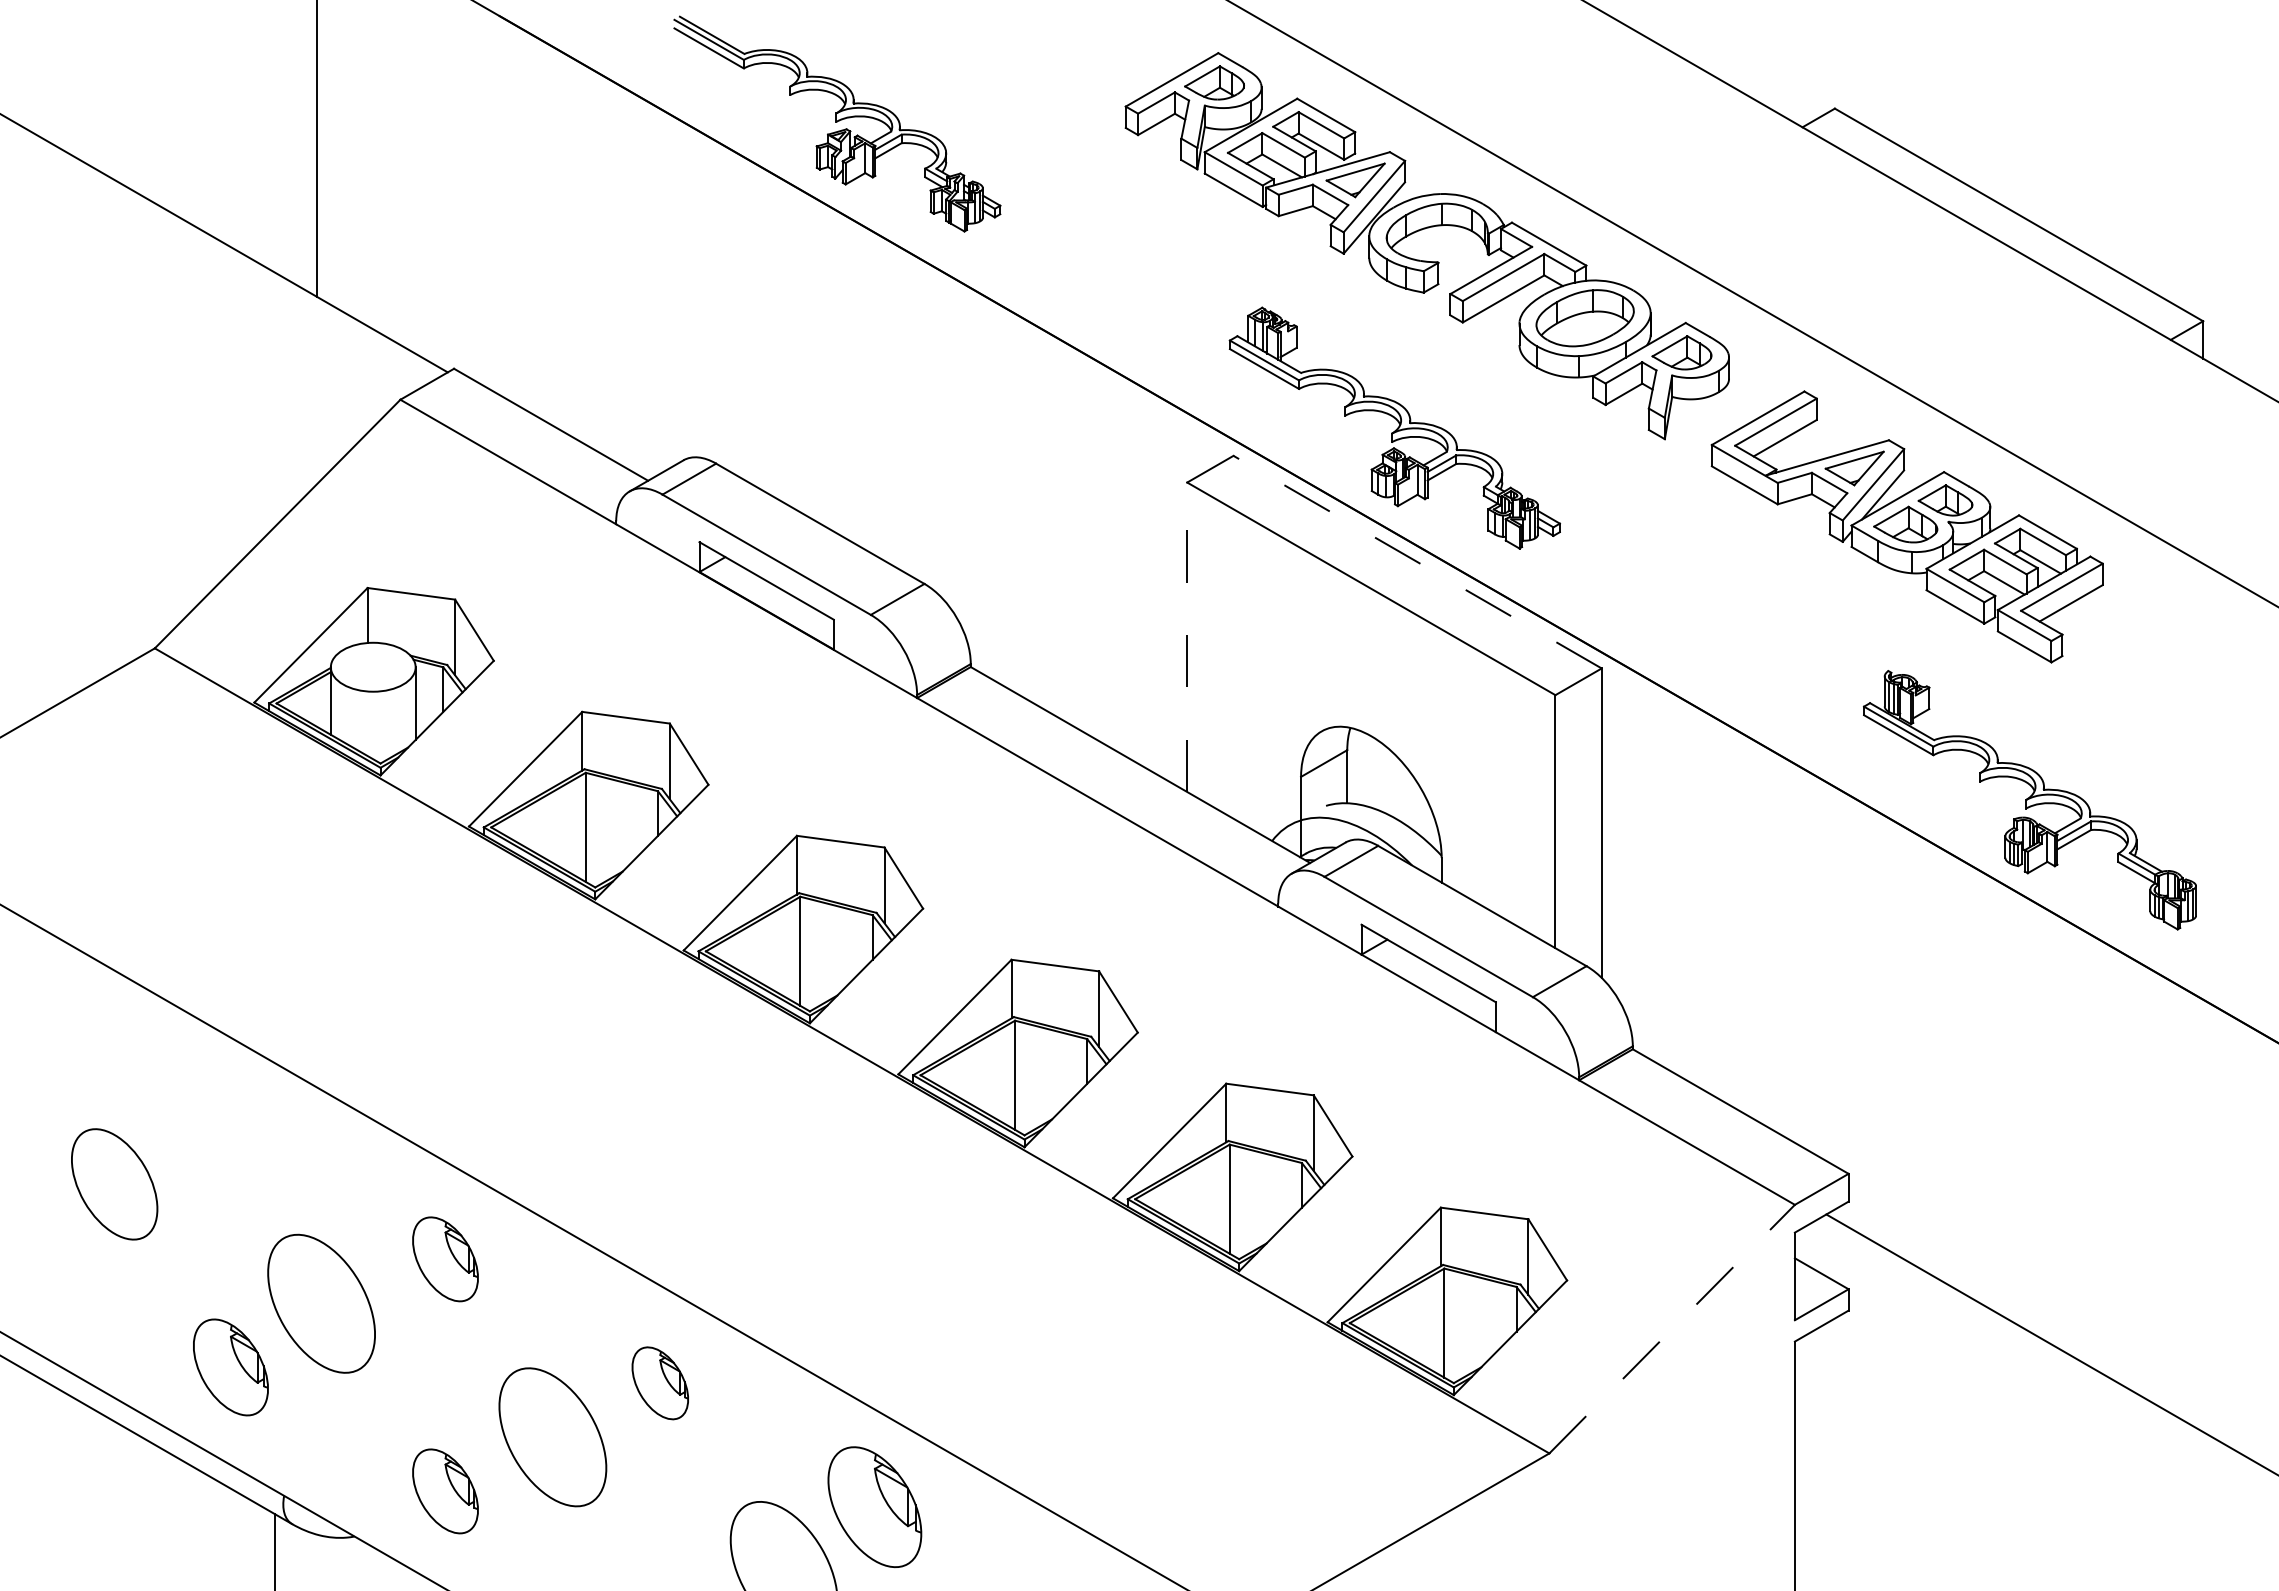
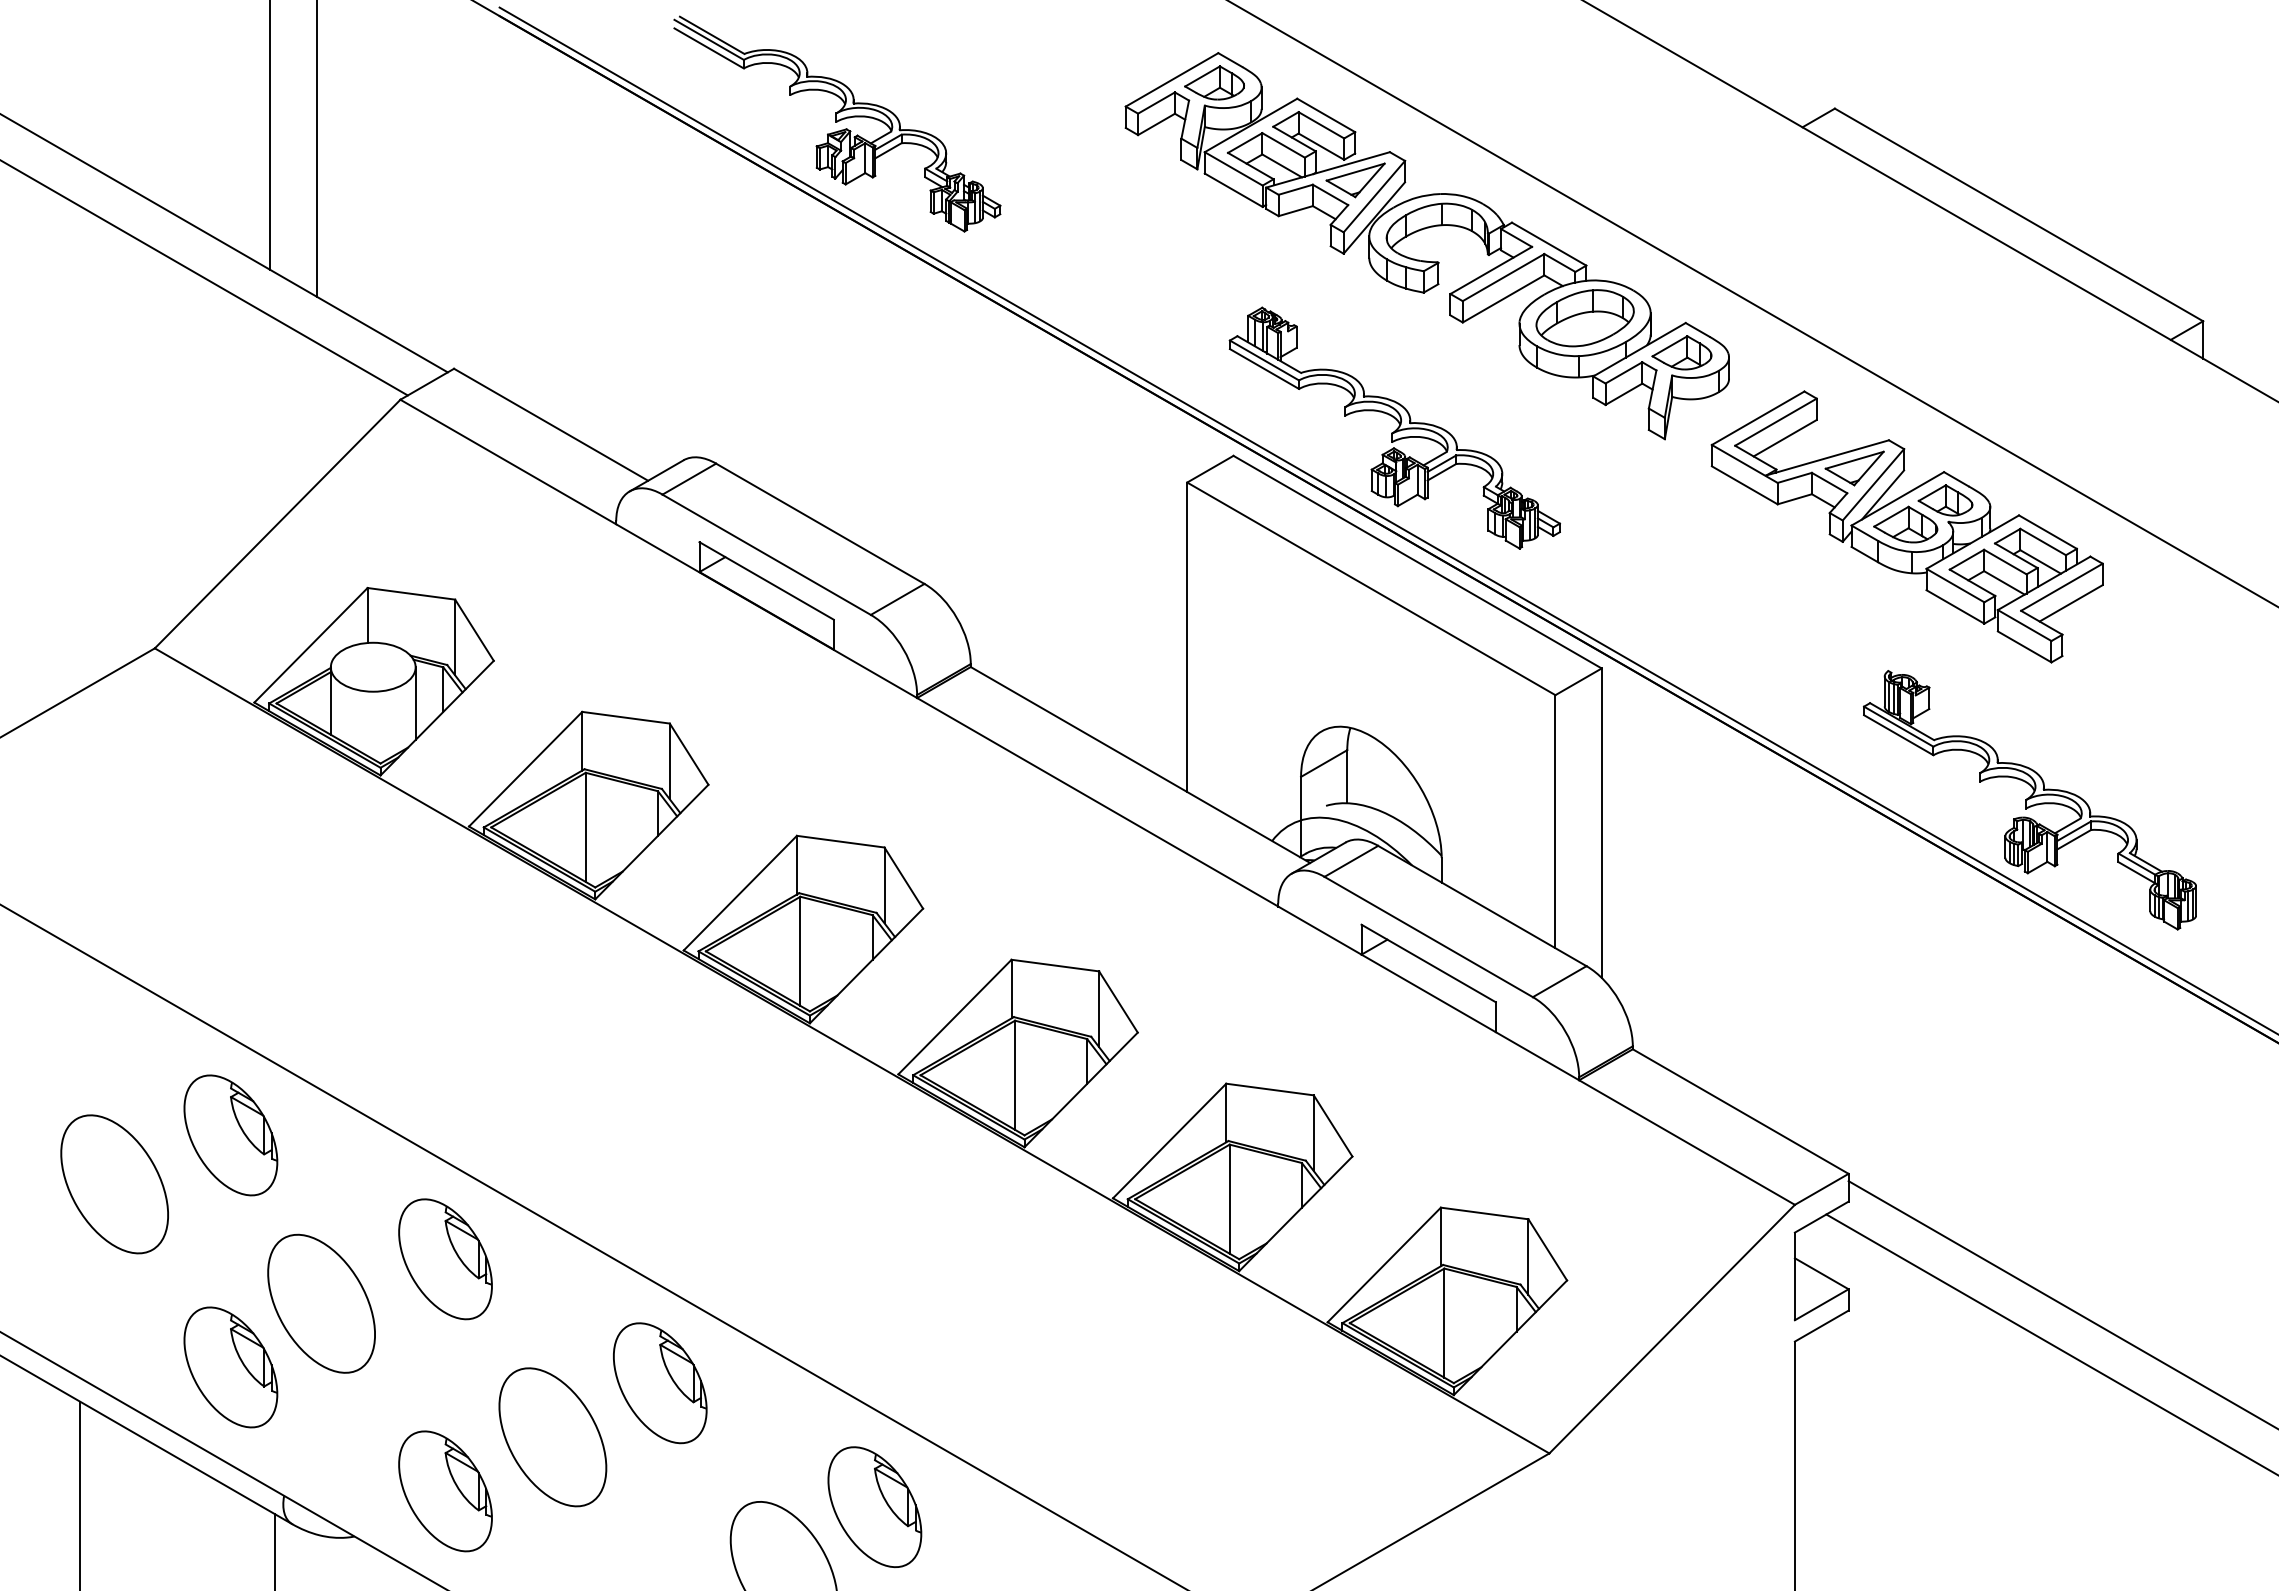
line: none -> present (270, 135)
line: none -> present (204, 278)
line: none -> present (1387, 520)
line: dashed -> solid (1417, 562)
line: dashed -> solid (1187, 637)
part: none -> present (230, 1135)
part size: 88x113 px -> 109x141 px (114, 1184)
part size: 67x87 px -> 95x123 px (445, 1259)
line: none -> present (2061, 1304)
line: dashed -> solid (1672, 1329)
part size: 76x99 px -> 96x123 px (230, 1367)
part size: 58x75 px -> 95x123 px (660, 1383)
part size: 67x87 px -> 95x123 px (445, 1491)
line: none -> present (80, 1494)
